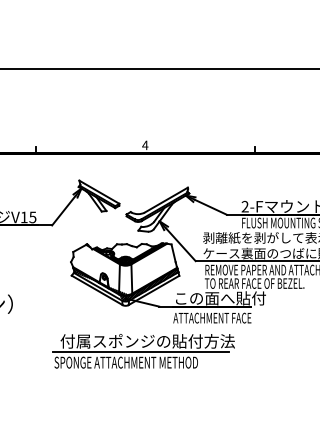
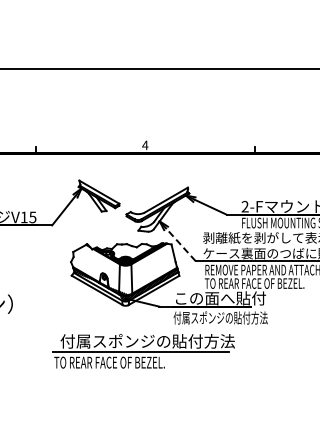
line: solid -> dashed (180, 244)
text: ATTACHMENT FACE -> 付属スポンジの貼付方法 (220, 317)
text: SPONGE ATTACHMENT METHOD -> TO REAR FACE OF BEZEL. (125, 362)
